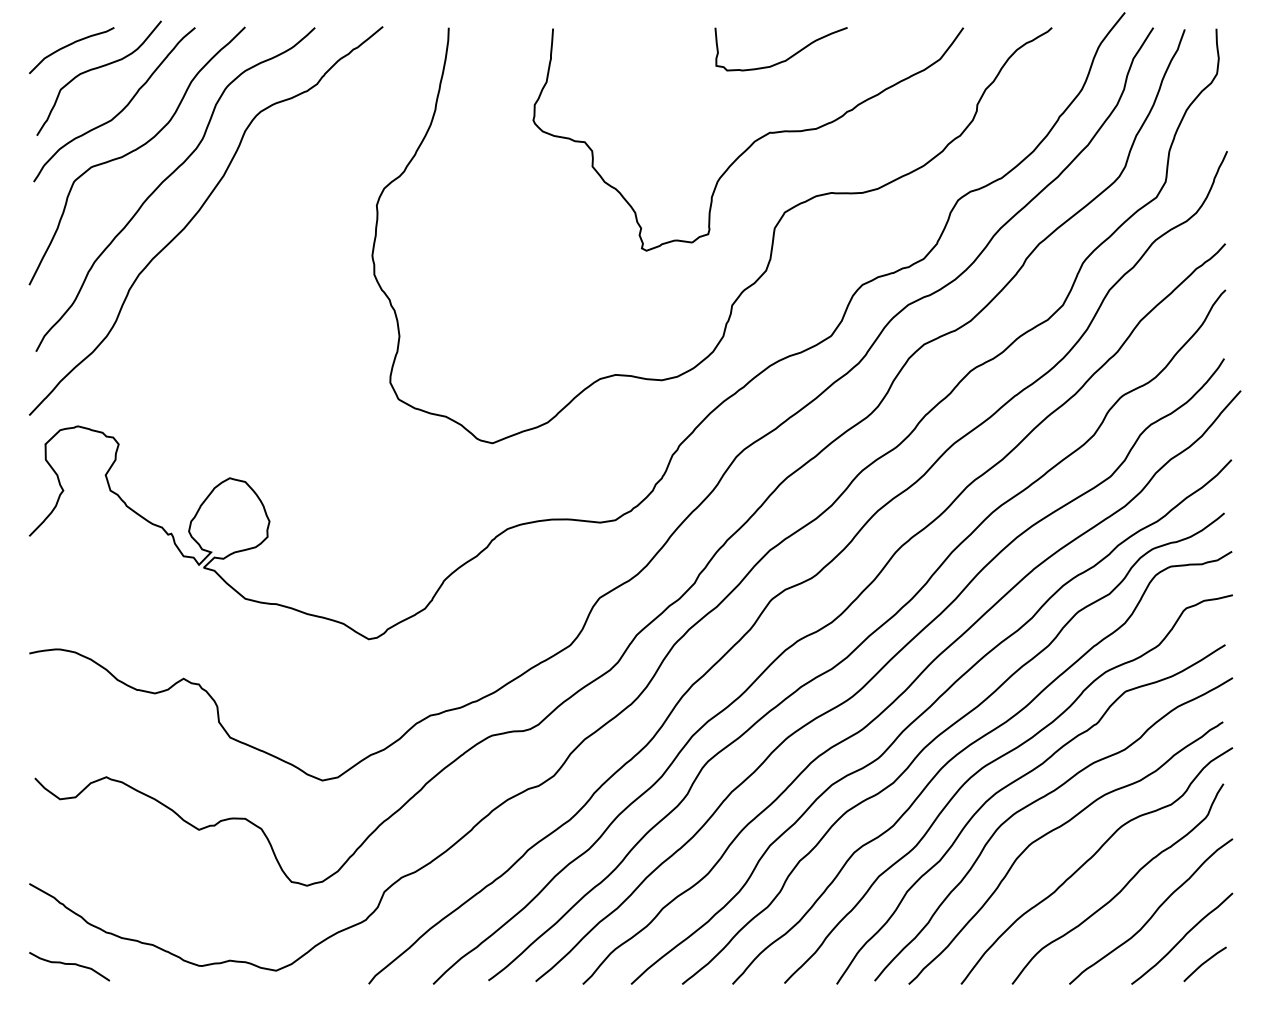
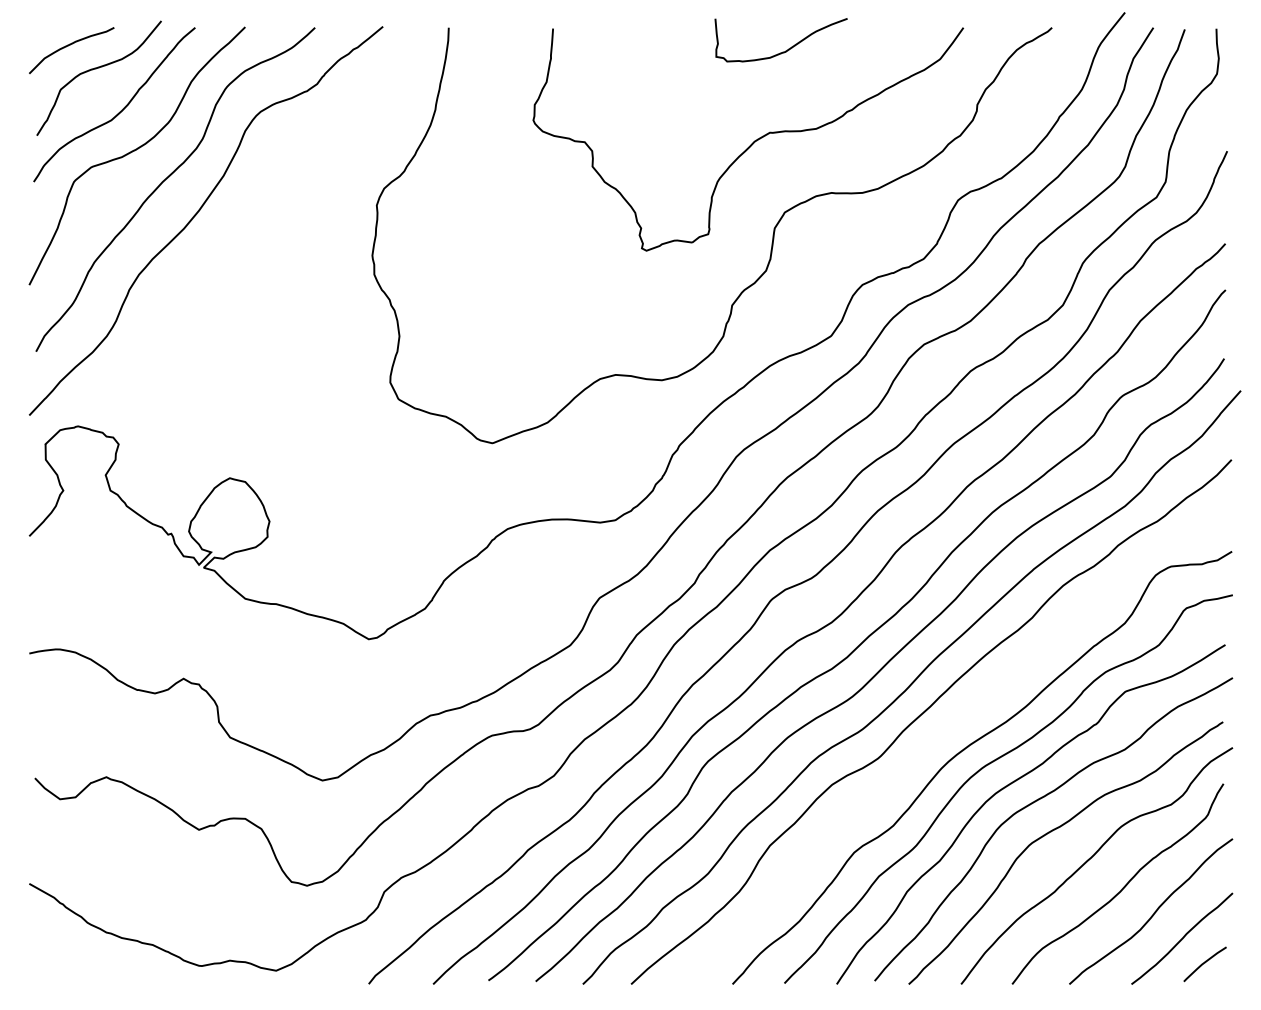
curve position: (785, 59) -> (785, 50) (785, 50)
curve: present -> none (943, 733)
curve: present -> none (69, 964)
